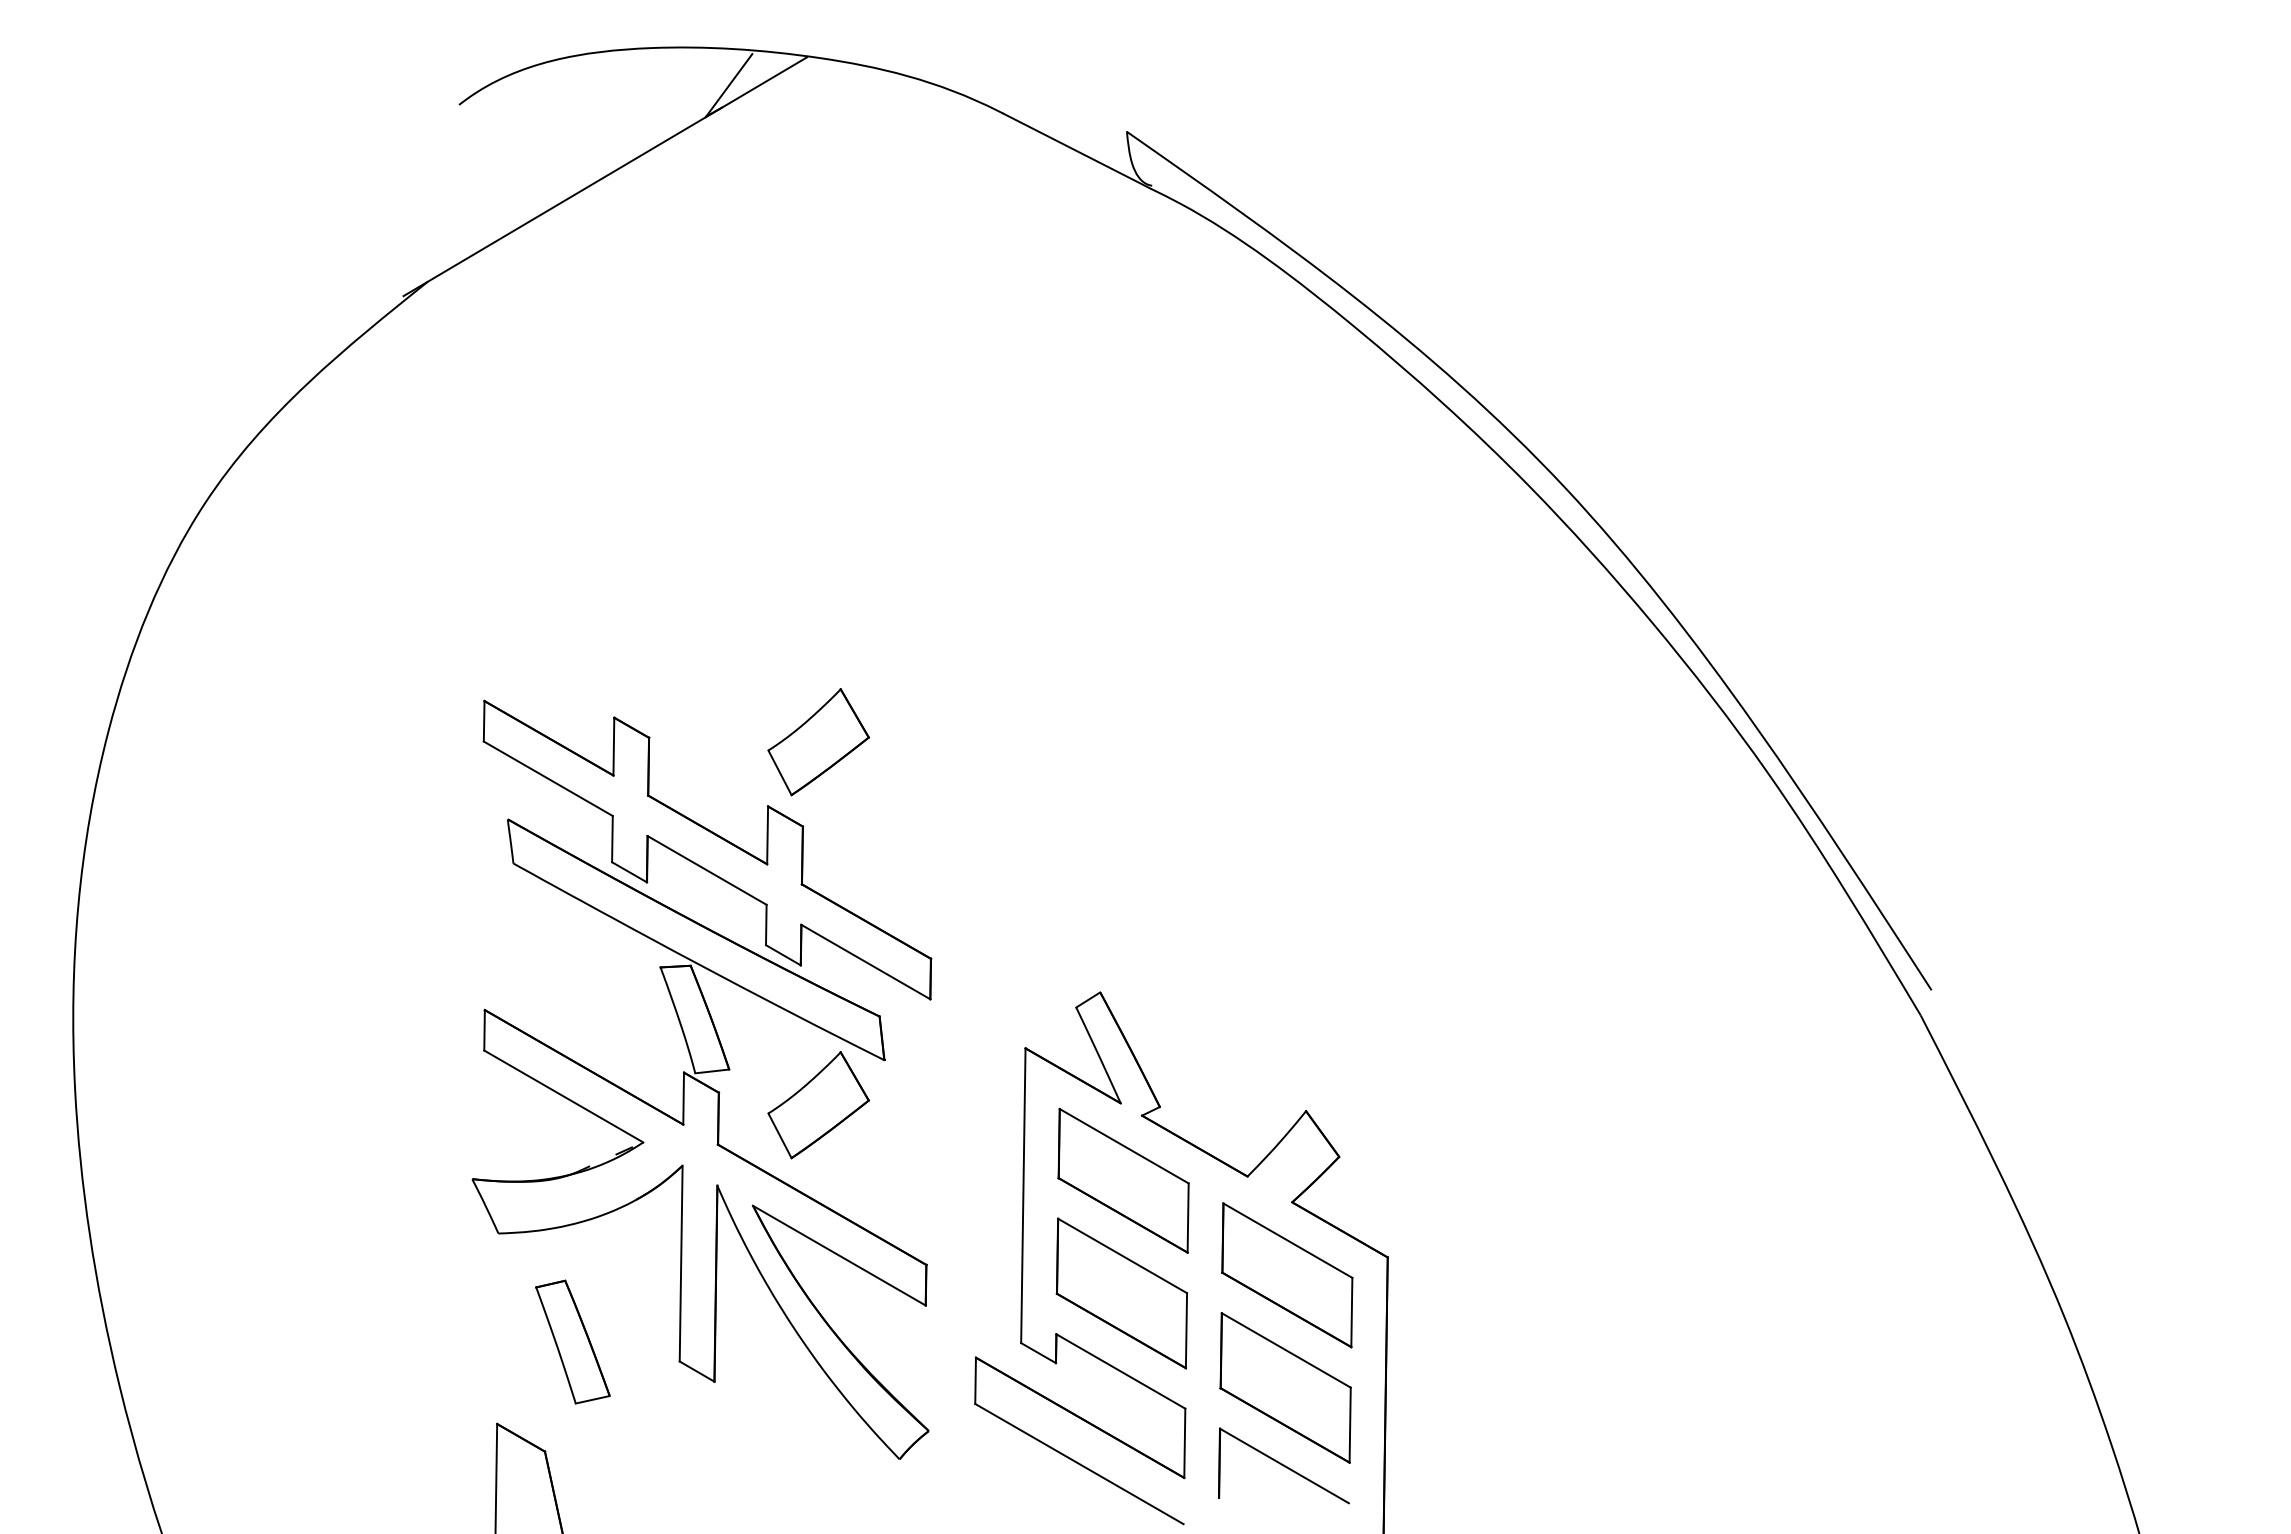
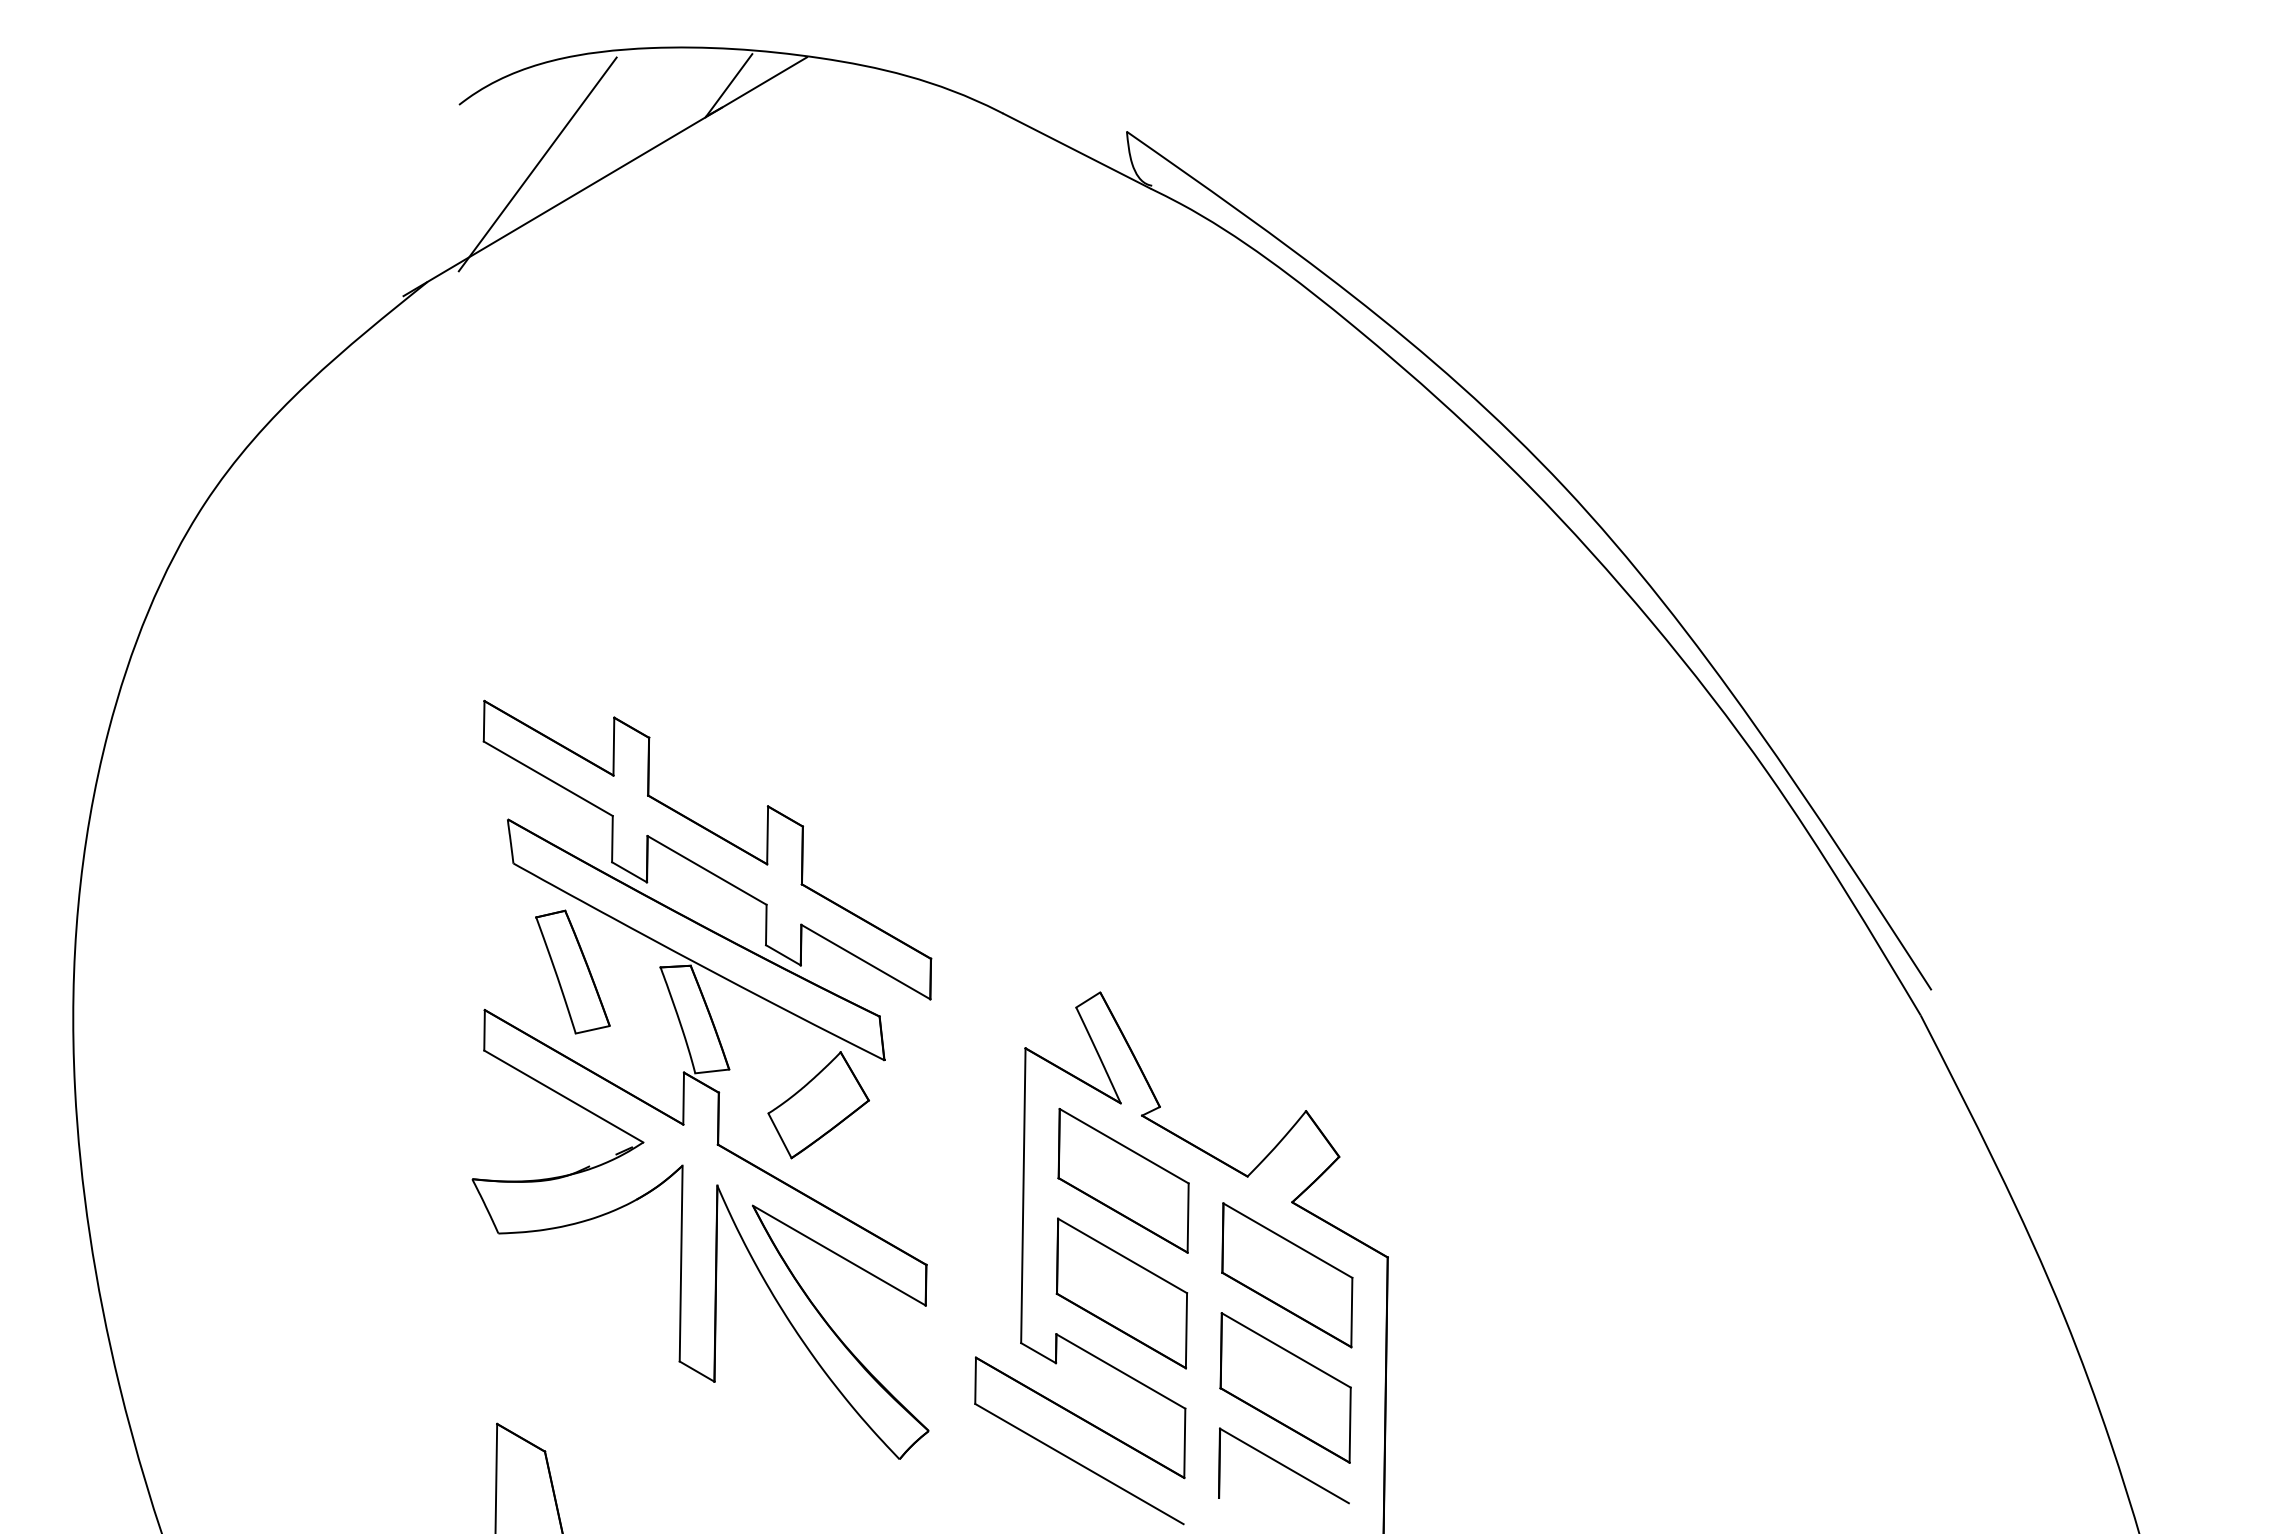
line: none -> present (537, 164)
part: present -> none (818, 742)
part position: (572, 1341) -> (572, 971) (572, 971)
